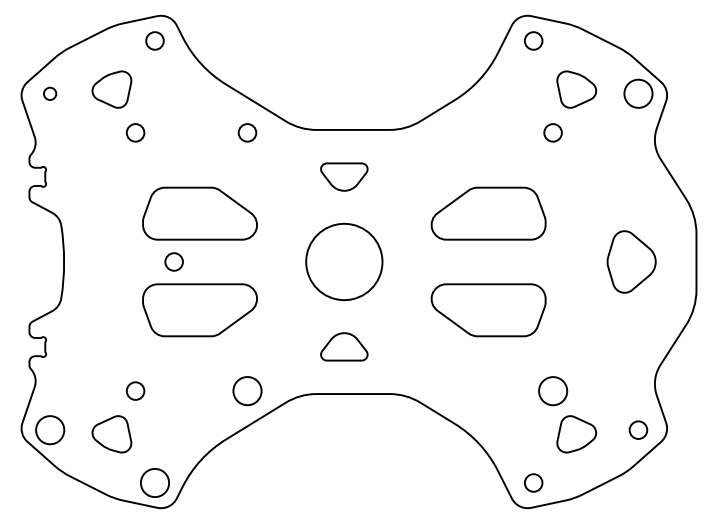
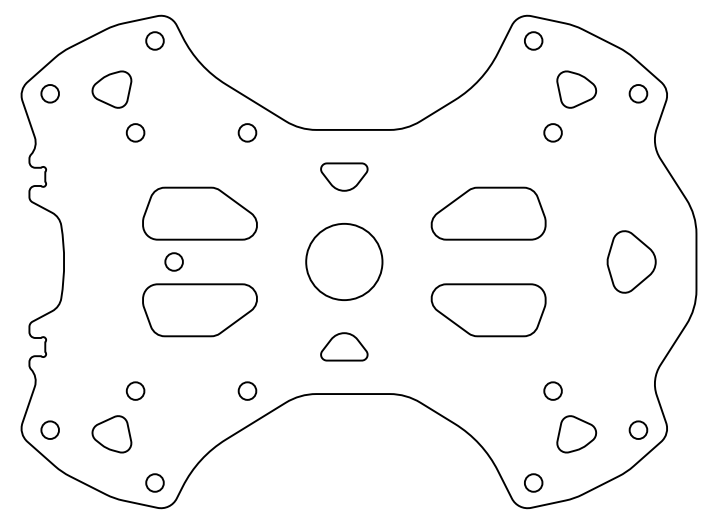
circle size: 15x15 px -> 20x20 px (49, 93)
circle diameter: 28 px -> 18 px (638, 93)
circle diameter: 28 px -> 18 px (247, 390)
circle size: 31x31 px -> 20x20 px (552, 390)
circle diameter: 28 px -> 18 px (50, 429)
circle diameter: 28 px -> 18 px (154, 482)
